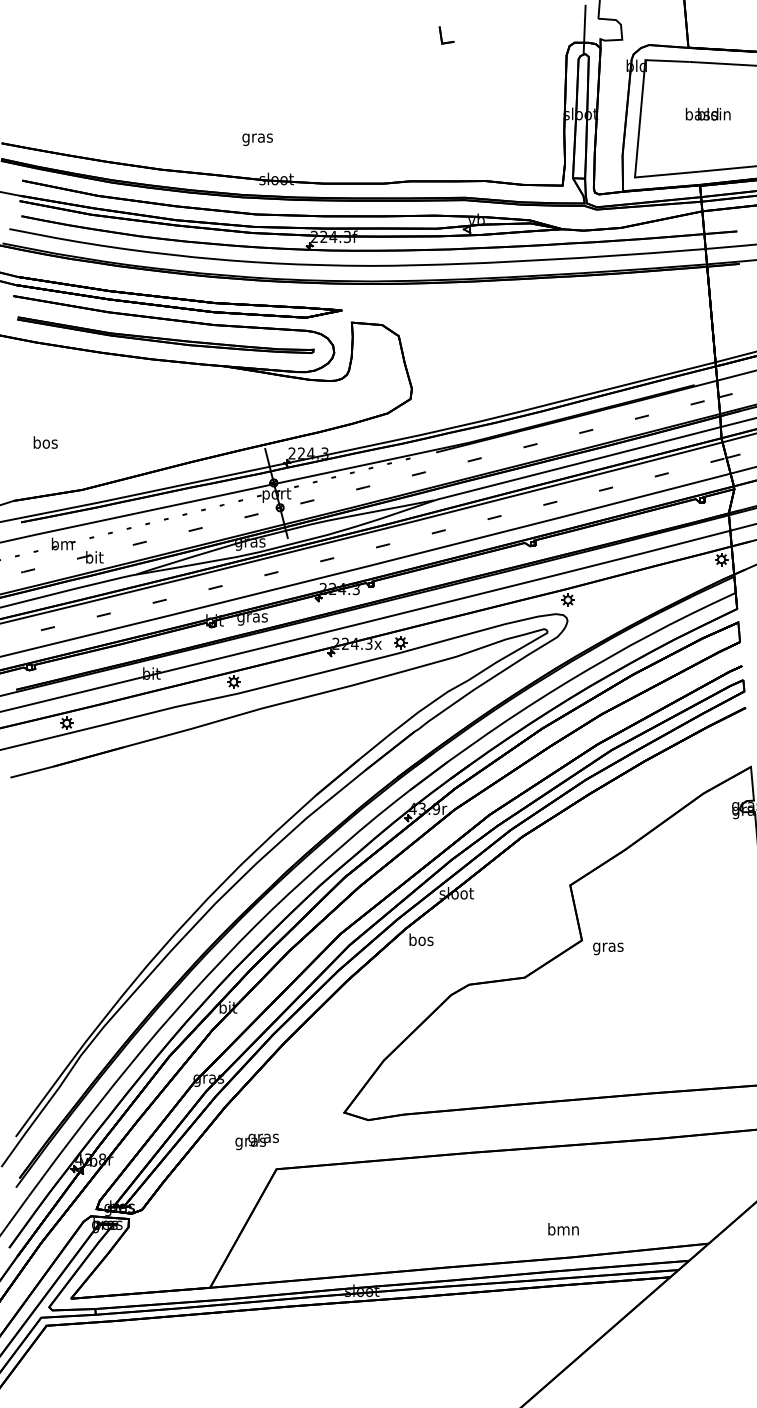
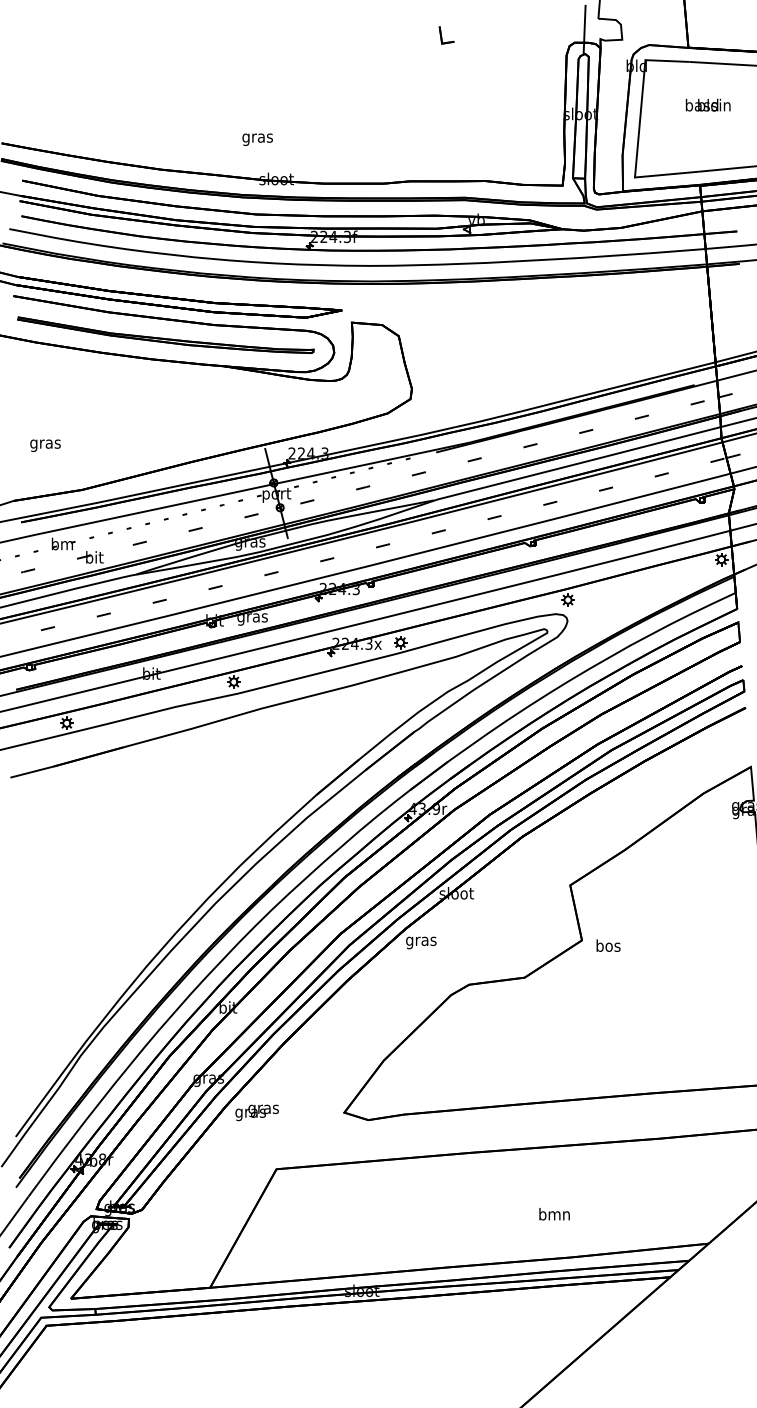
text position: (707, 113) -> (707, 104) (707, 104)
text: bos -> gras (45, 443)
text: bos -> gras (421, 941)
text: gras -> bos (608, 947)
text position: (256, 1141) -> (256, 1112) (256, 1112)
text position: (563, 1229) -> (554, 1214) (554, 1214)
